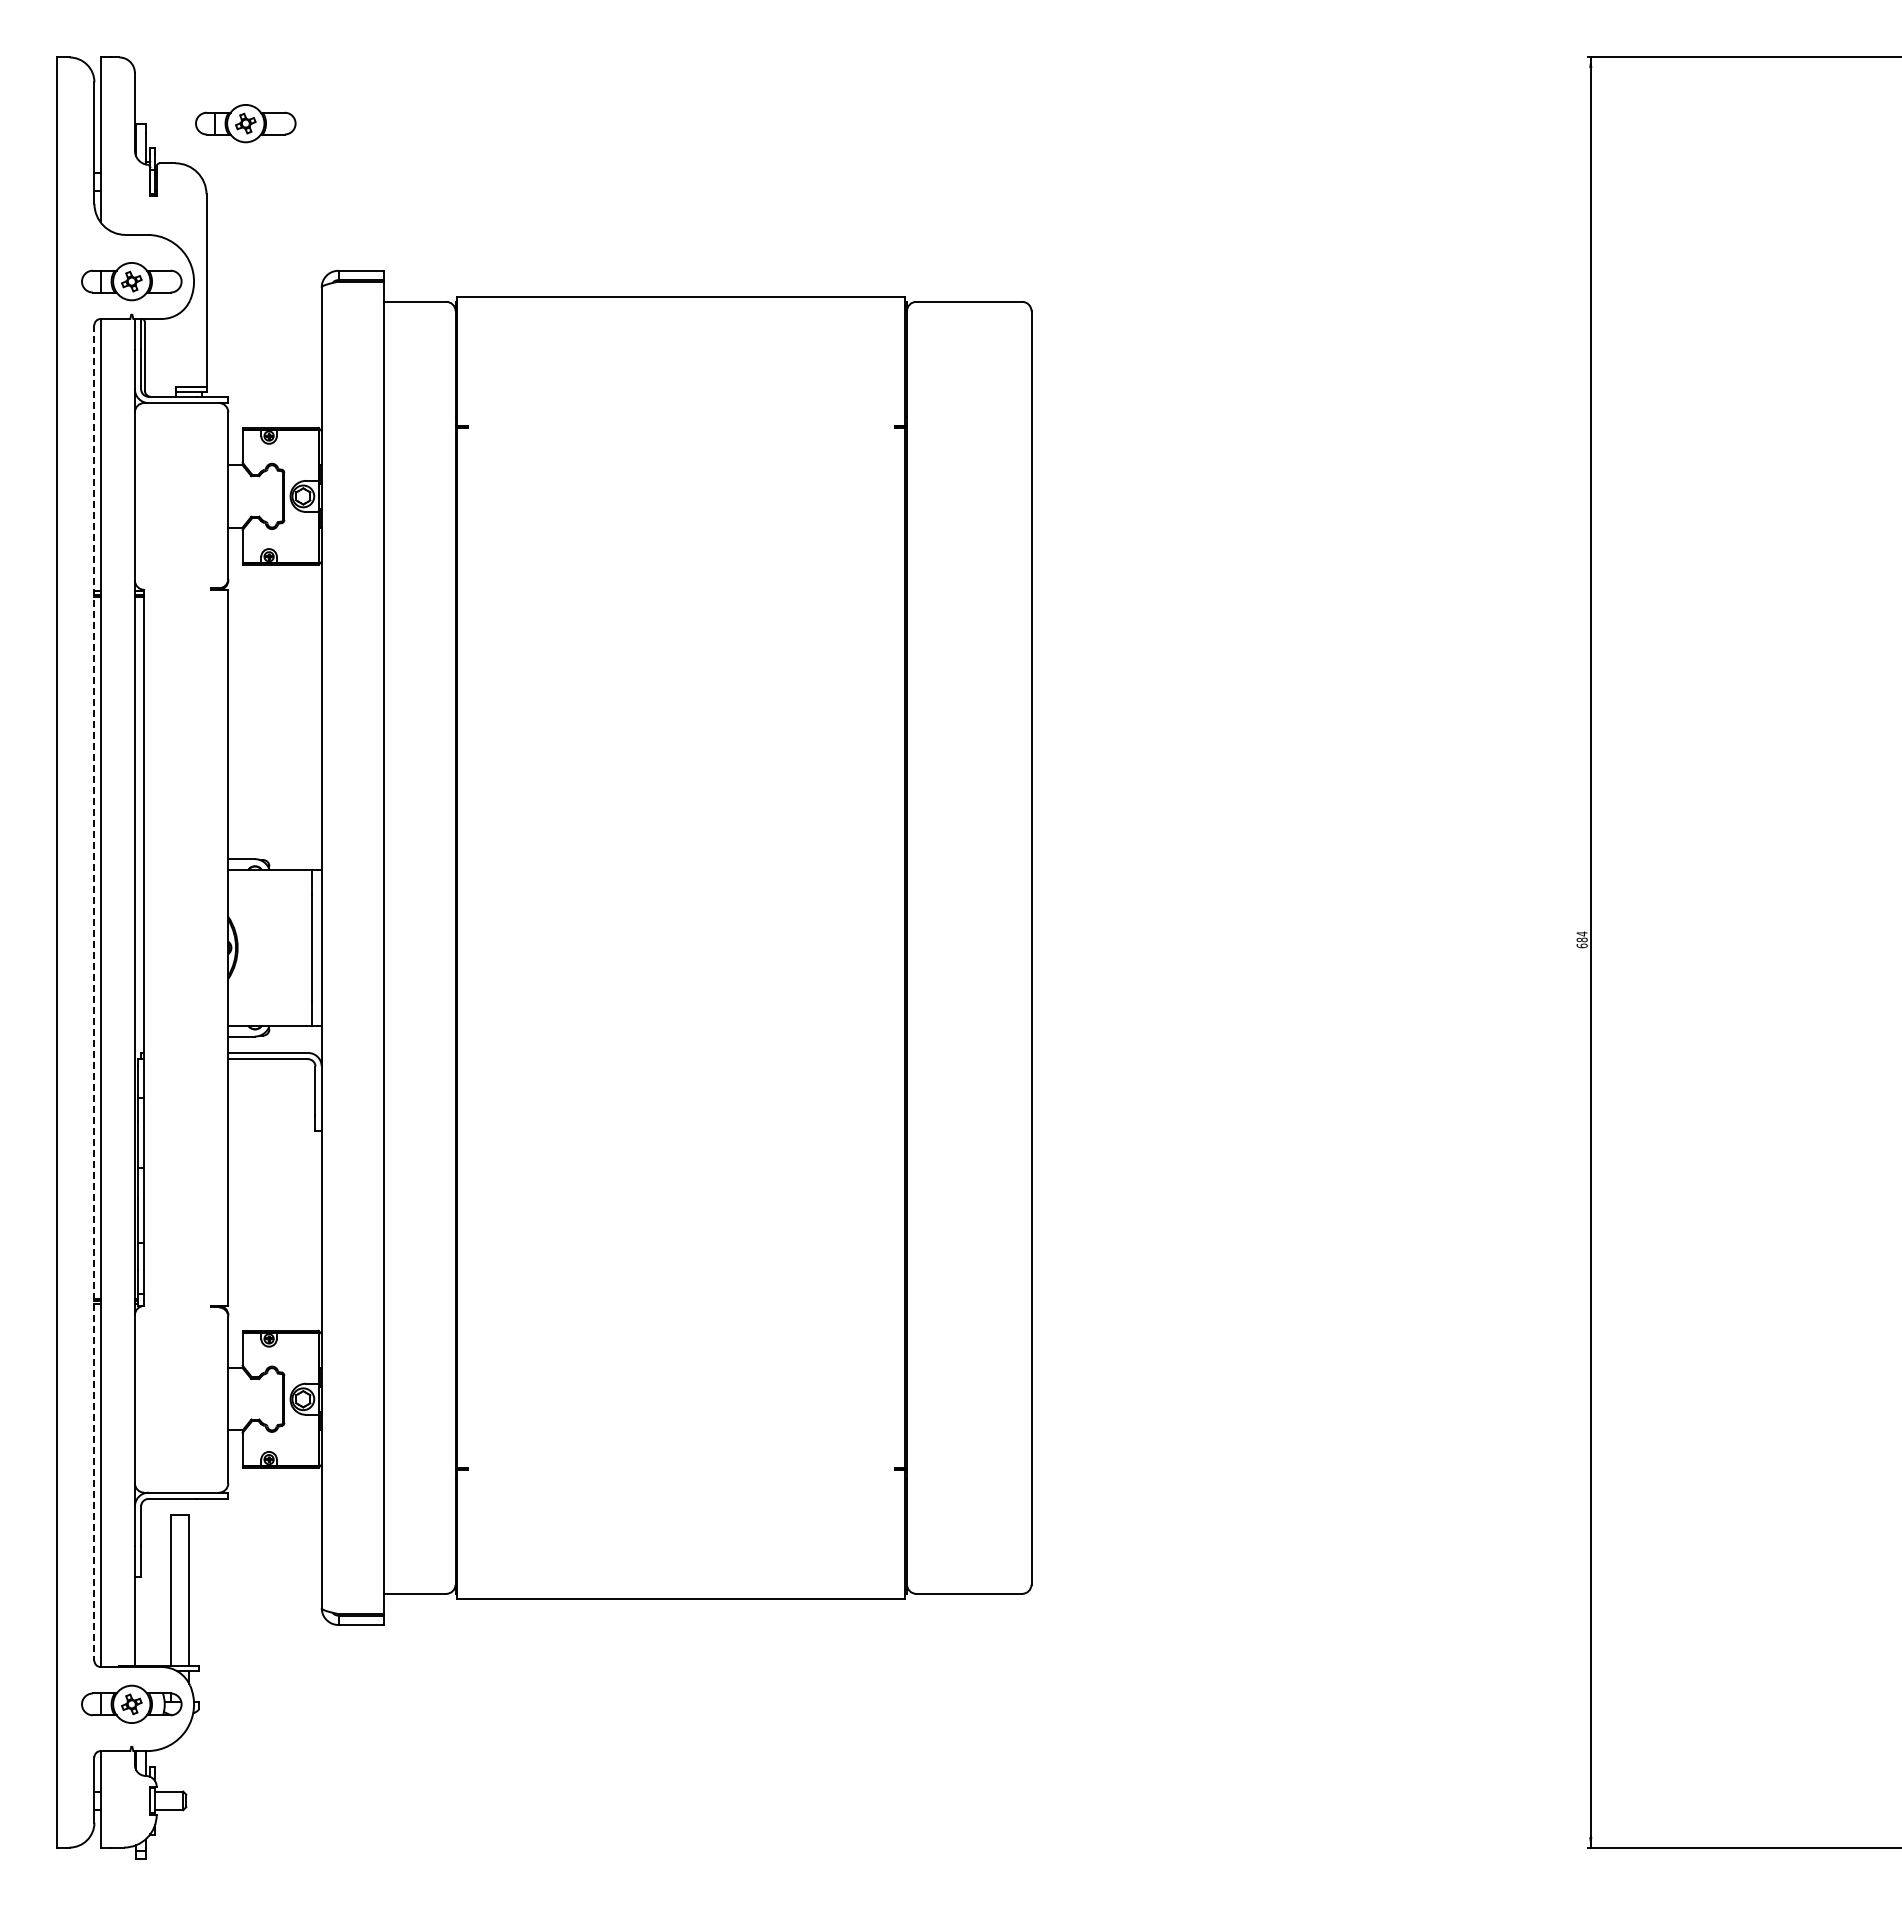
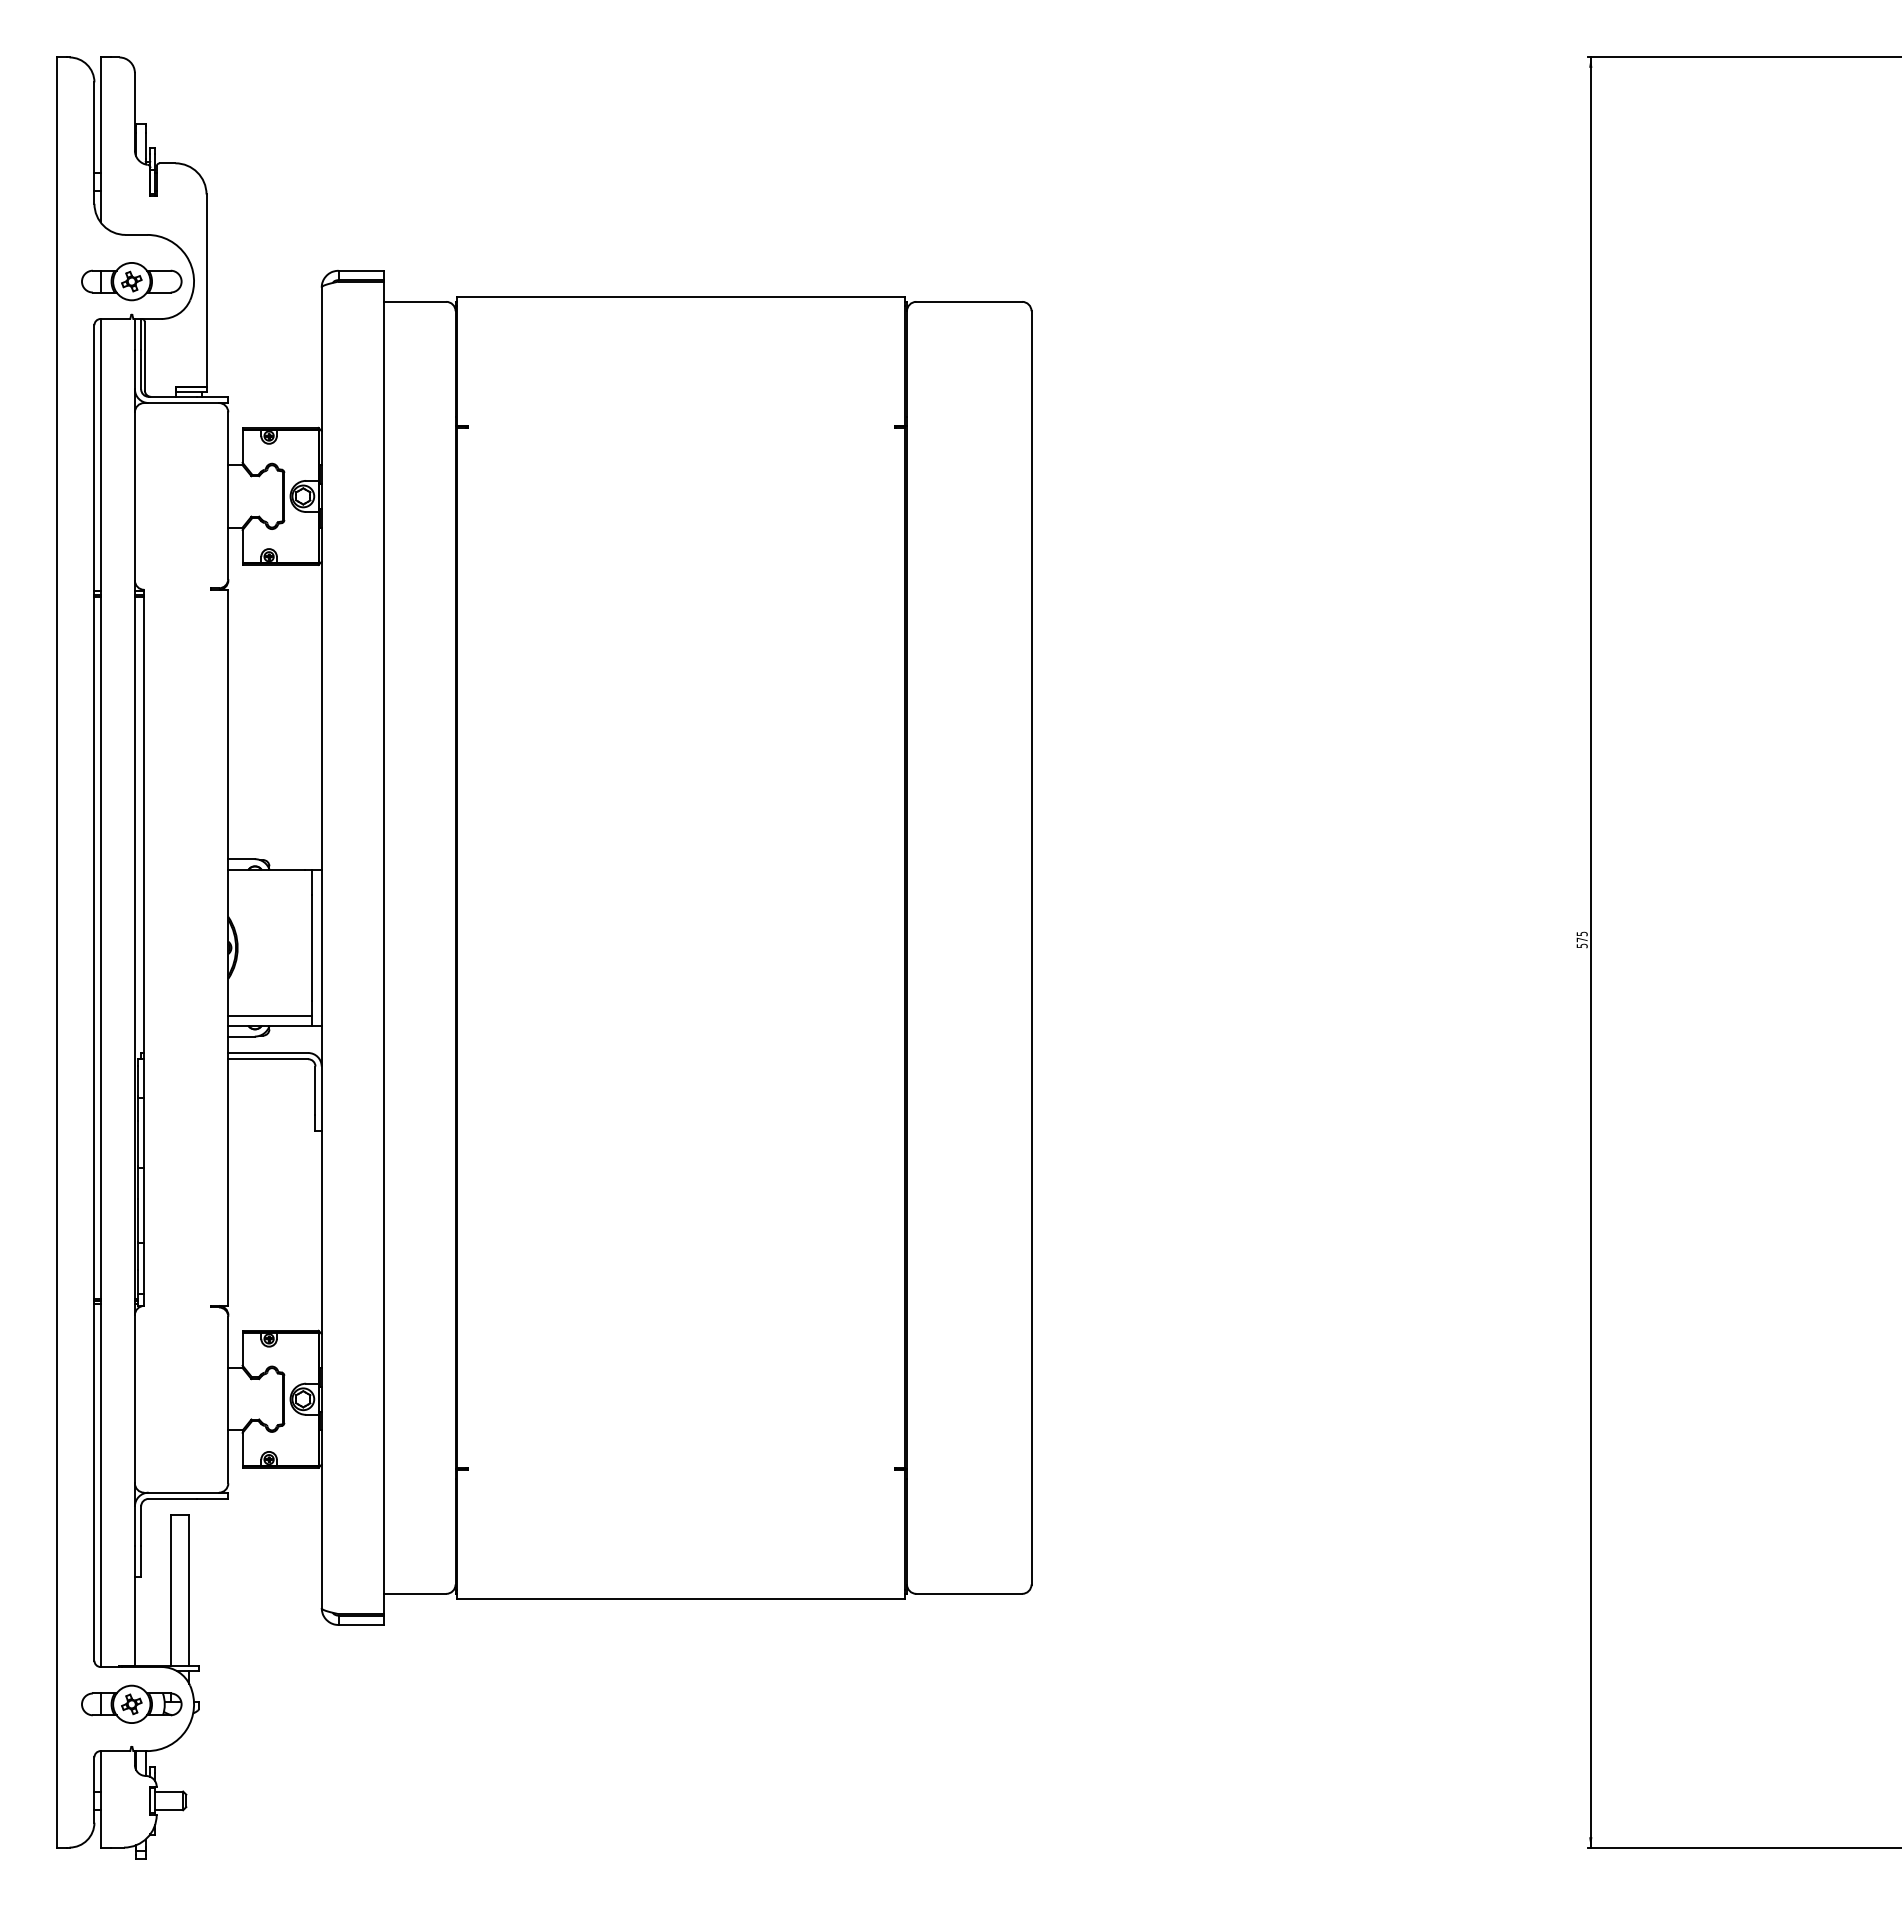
part: present -> none (245, 123)
text: 684 -> 575 (1581, 939)
line: dashed -> solid (94, 993)
line: none -> present (270, 1016)
